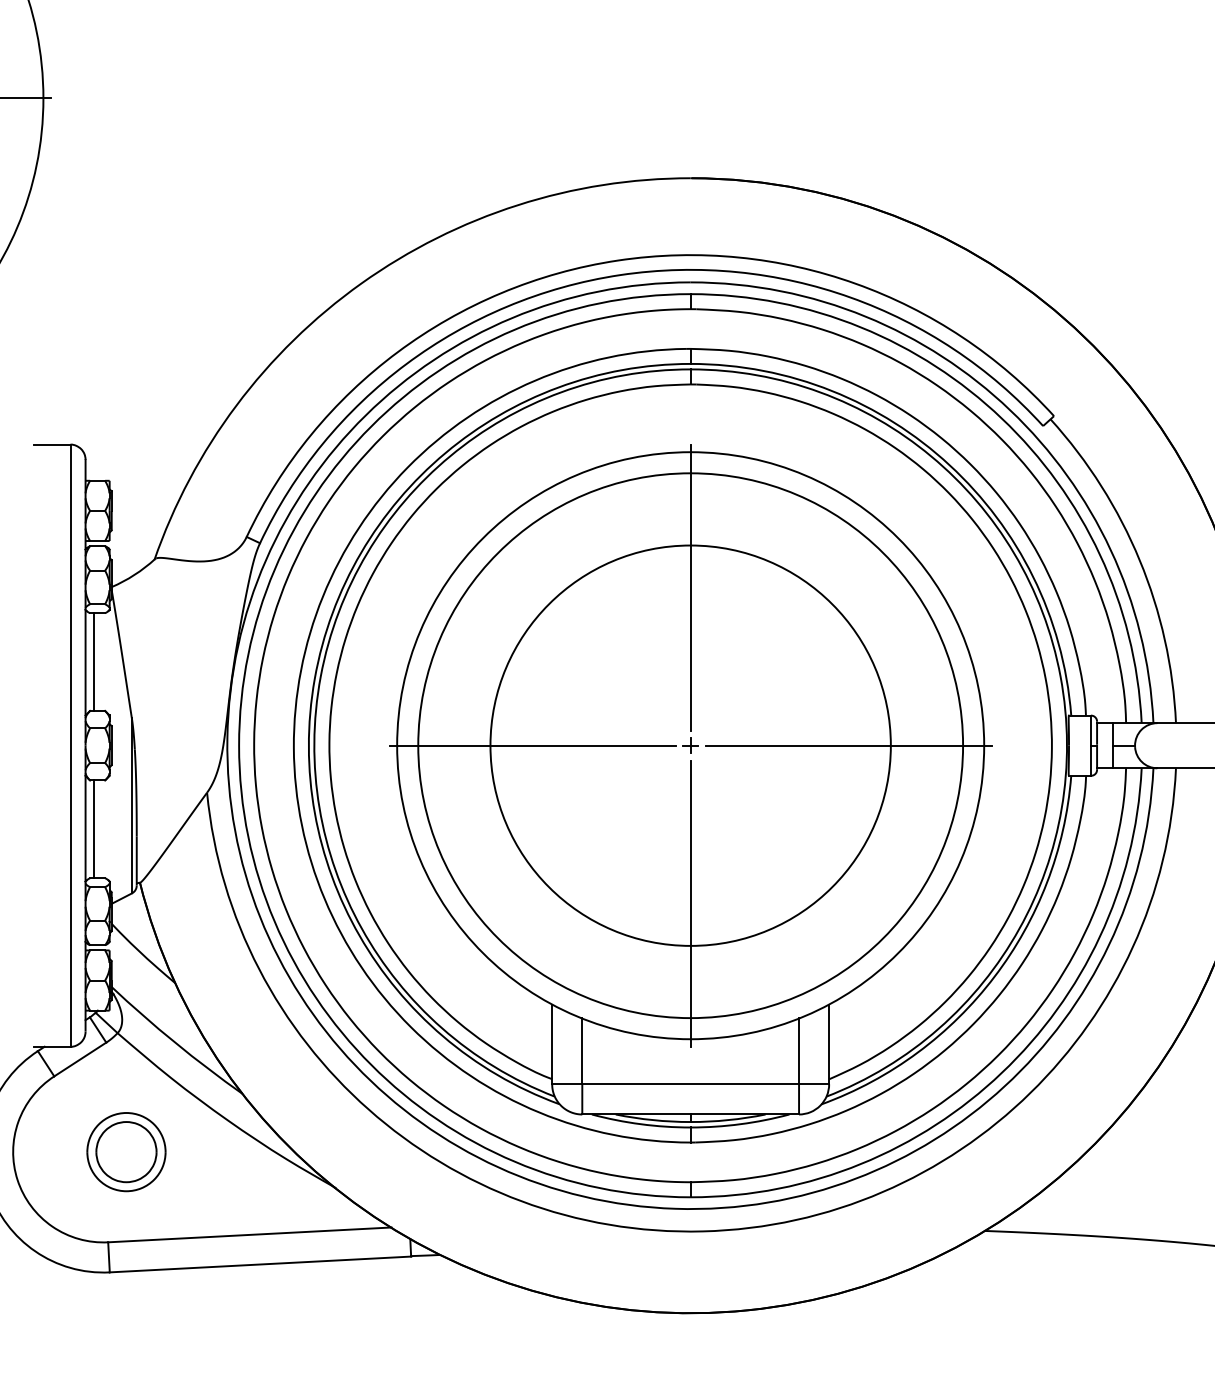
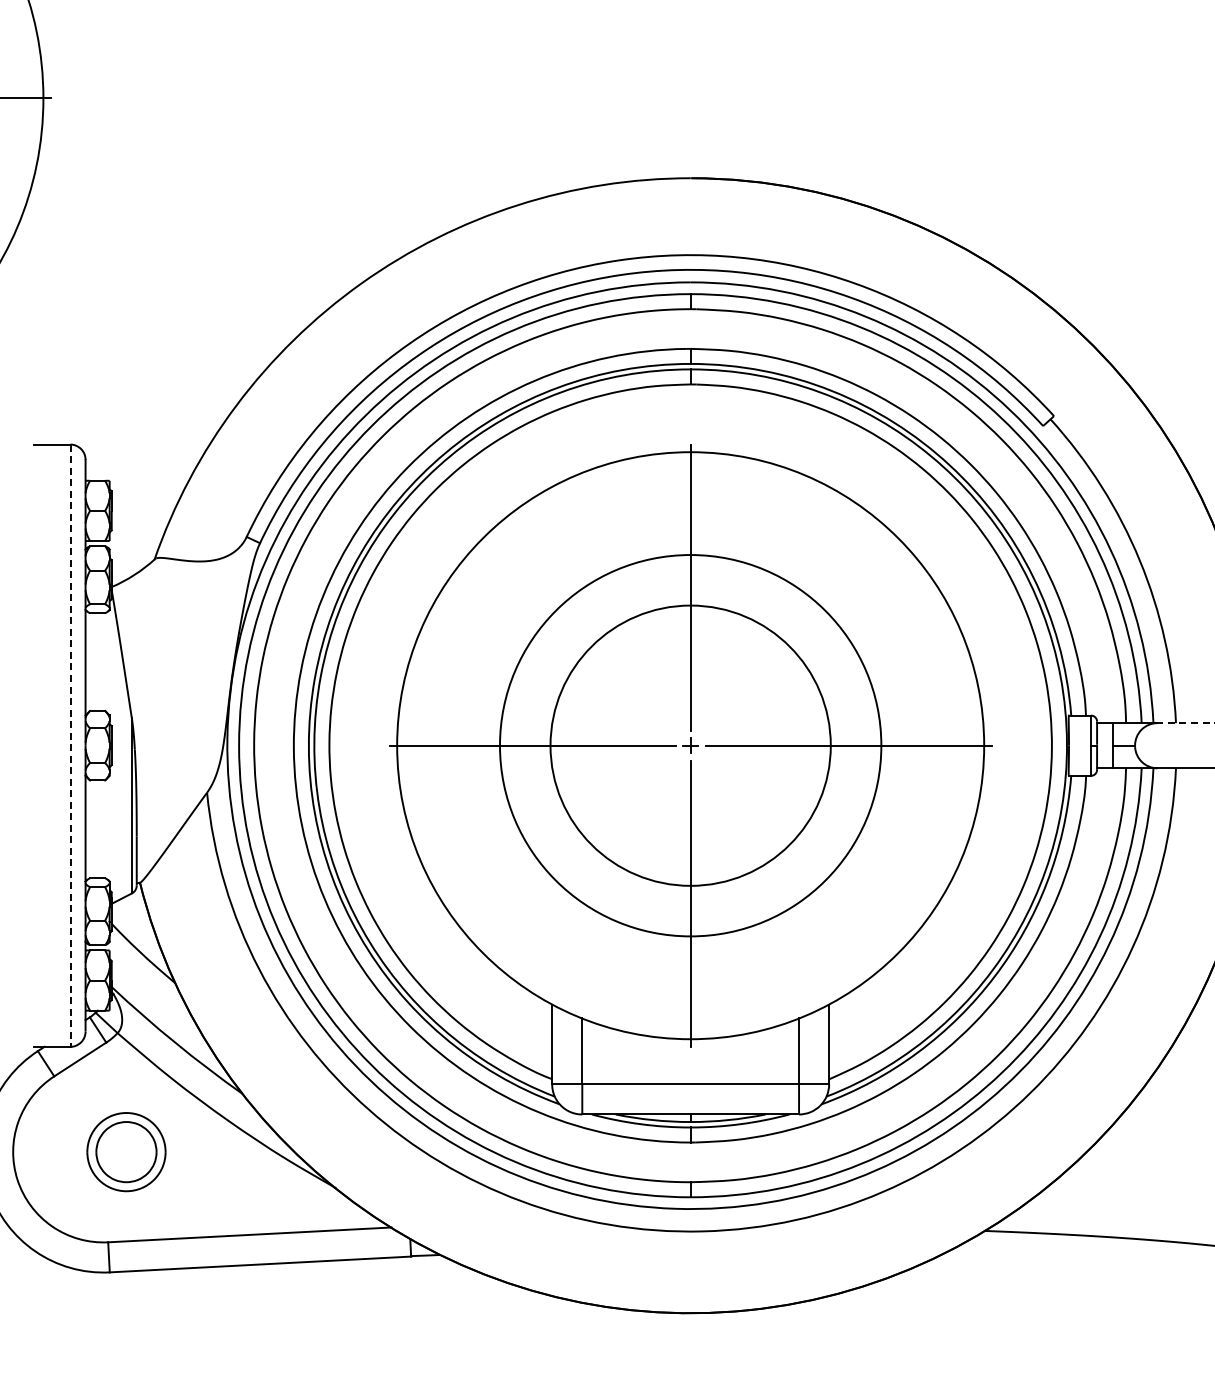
line: present -> none (93, 661)
line: solid -> dashed (1185, 723)
circle diameter: 400 px -> 280 px (690, 745)
circle diameter: 545 px -> 381 px (690, 745)
line: solid -> dashed (70, 746)
line: present -> none (93, 829)
